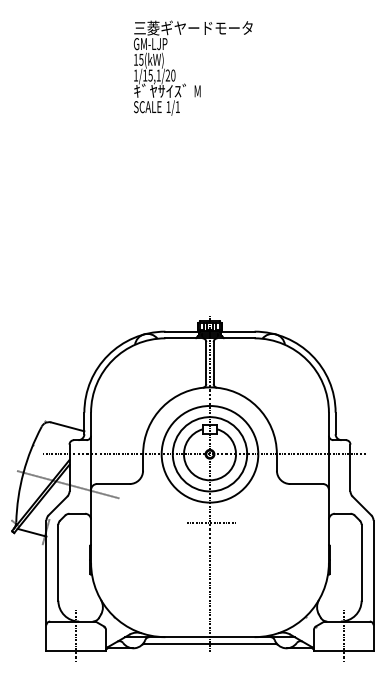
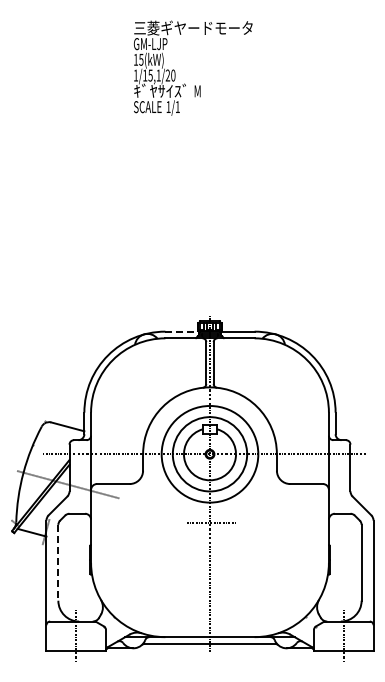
line: solid -> dashed (182, 331)
line: solid -> dashed (58, 562)
